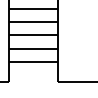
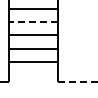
line: solid -> dashed (32, 21)
line: solid -> dashed (77, 81)
